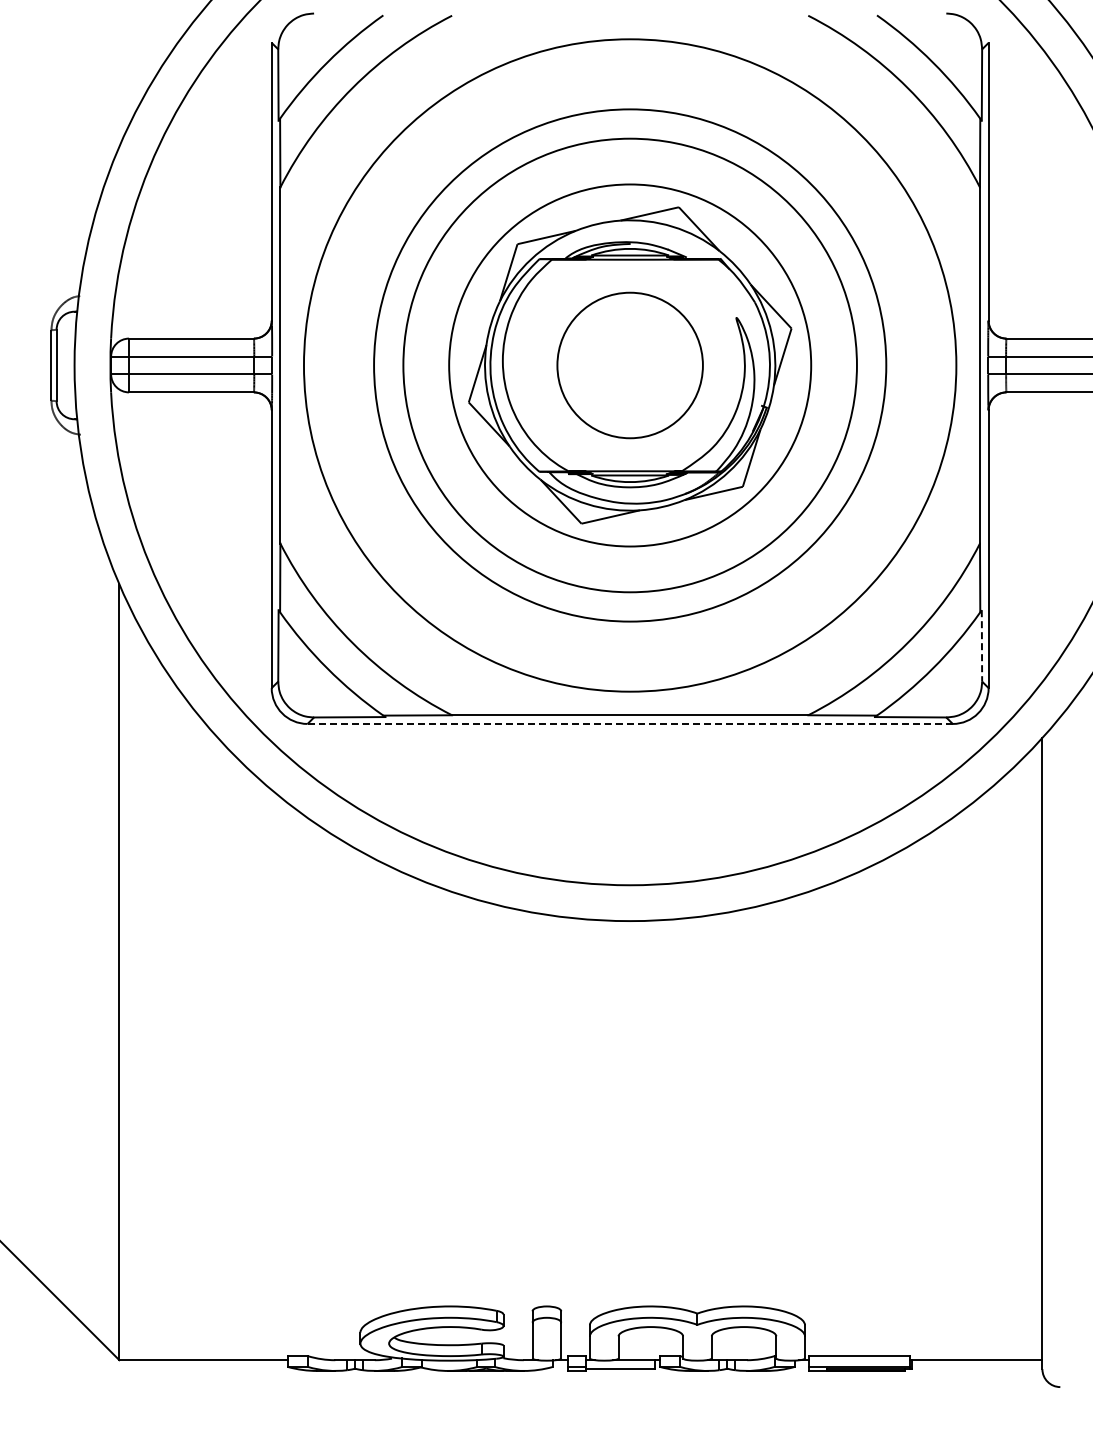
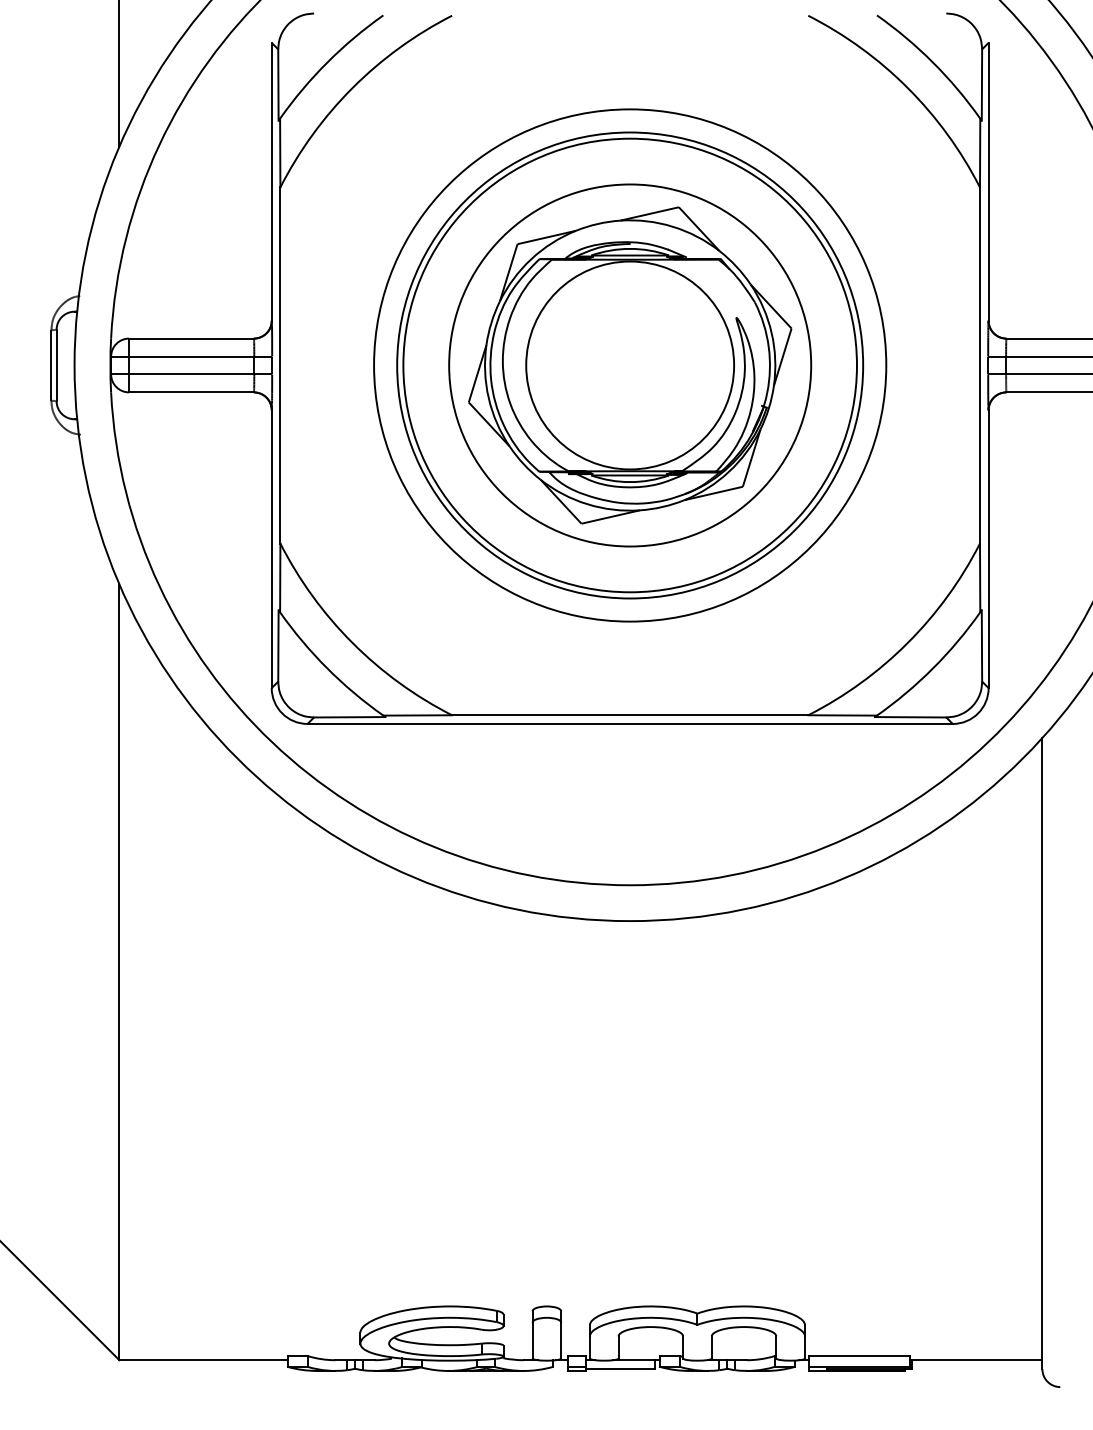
line: none -> present (119, 74)
circle diameter: 146 px -> 208 px (630, 365)
circle diameter: 652 px -> 466 px (630, 365)
line: dashed -> solid (981, 645)
line: dashed -> solid (630, 723)
